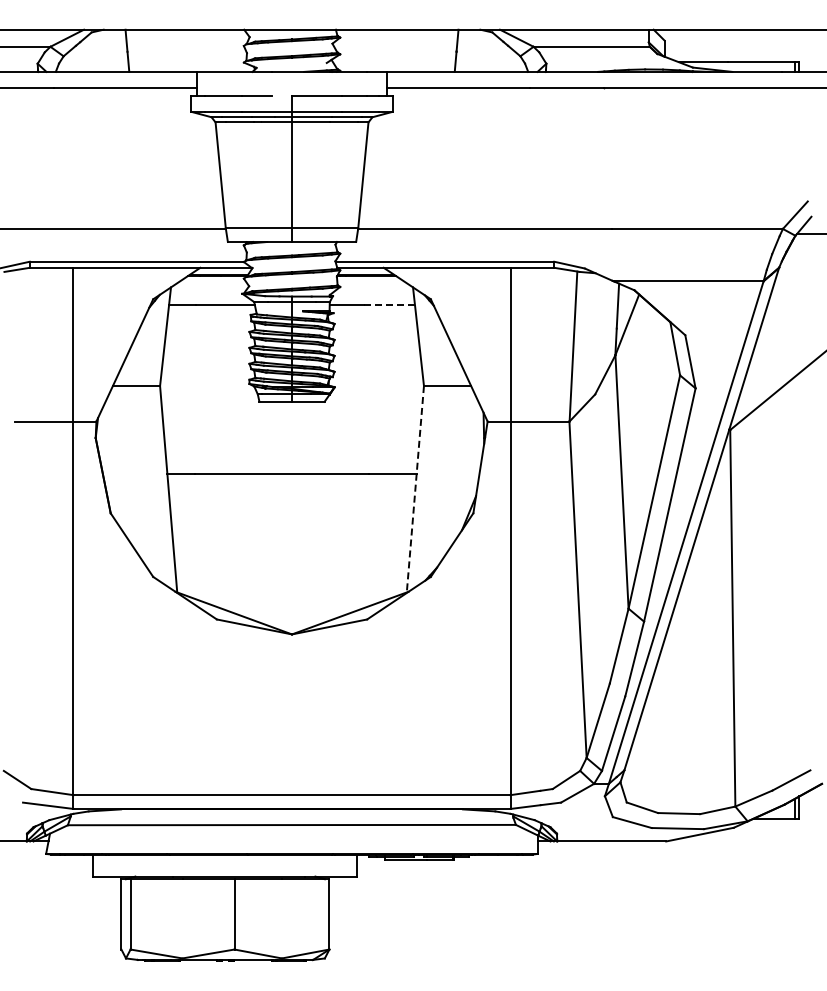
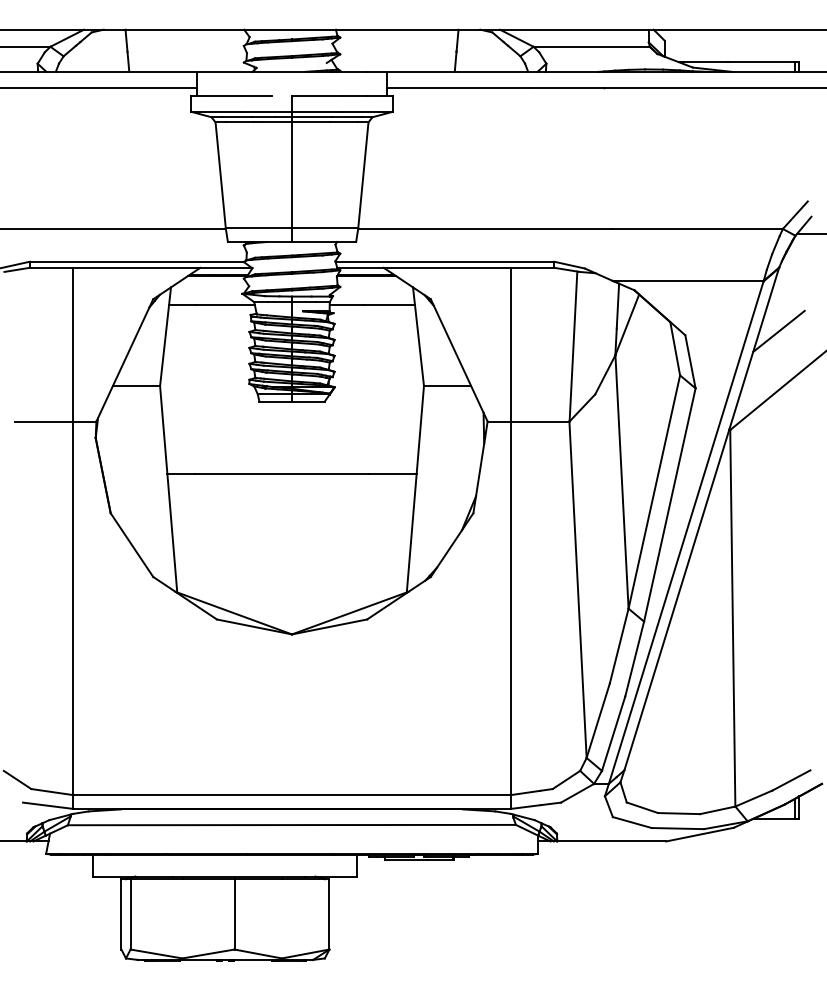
line: dashed -> solid (389, 304)
line: none -> present (778, 331)
line: dashed -> solid (415, 489)
